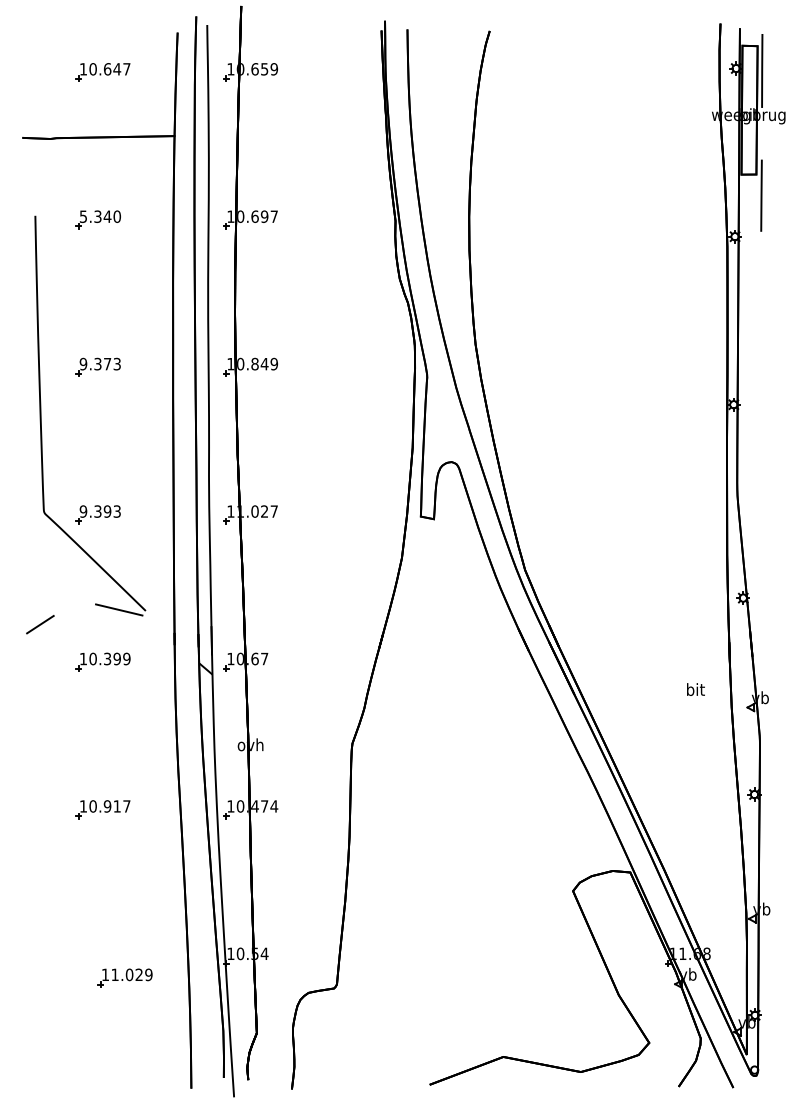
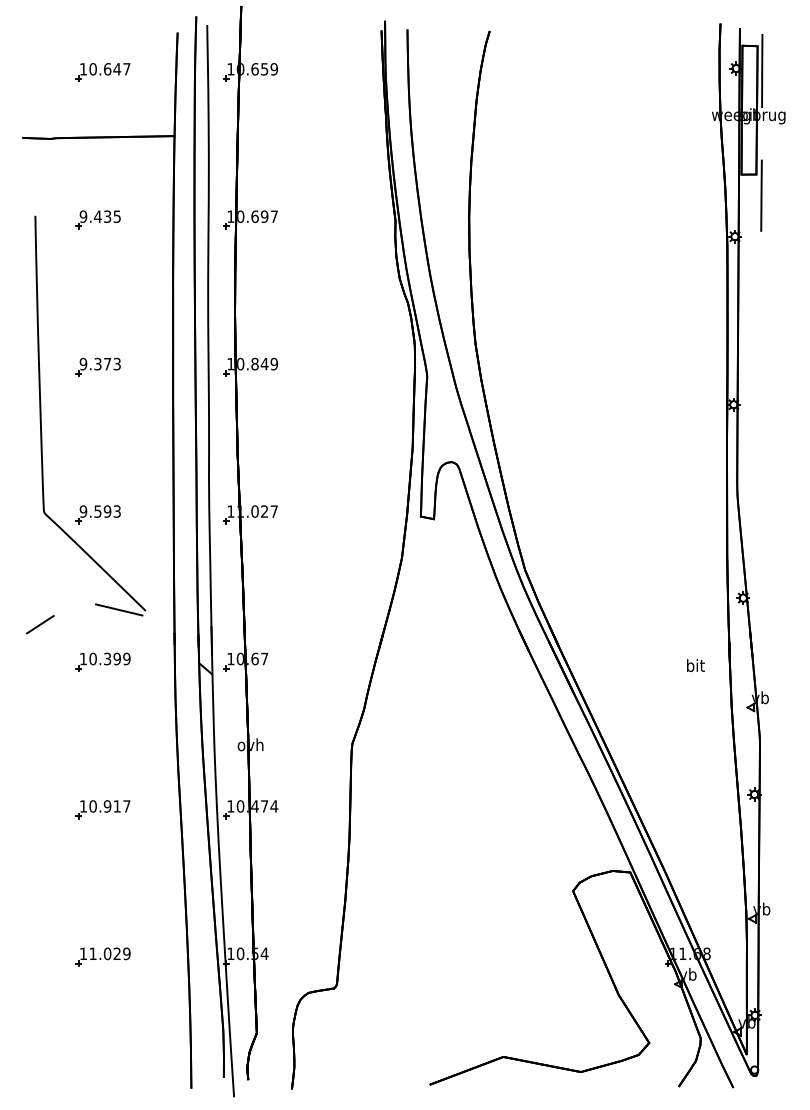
text: 5.340 -> 9.435 (99, 216)
text: 9.393 -> 9.593 (97, 510)
text position: (695, 689) -> (695, 665) (695, 665)
part position: (124, 977) -> (102, 956) (102, 956)
